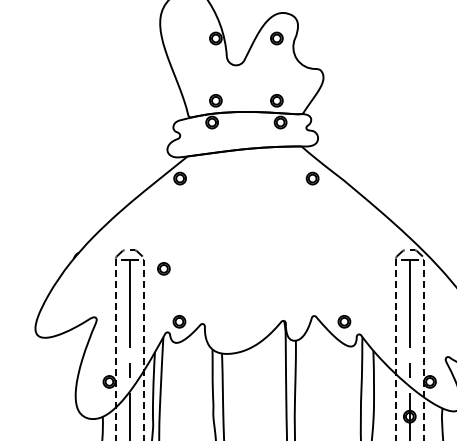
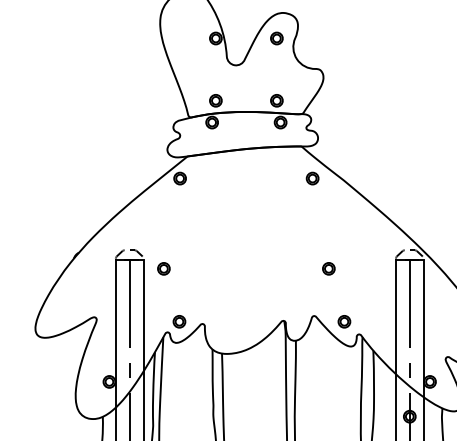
line: dashed -> solid (129, 259)
line: dashed -> solid (409, 259)
part: none -> present (328, 268)
